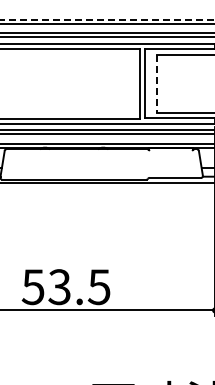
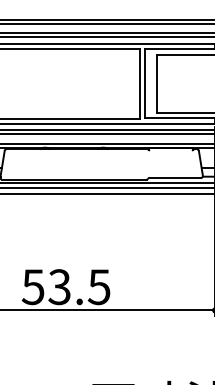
line: dashed -> solid (106, 19)
line: dashed -> solid (157, 84)
line: none -> present (106, 188)
line: none -> present (106, 194)
